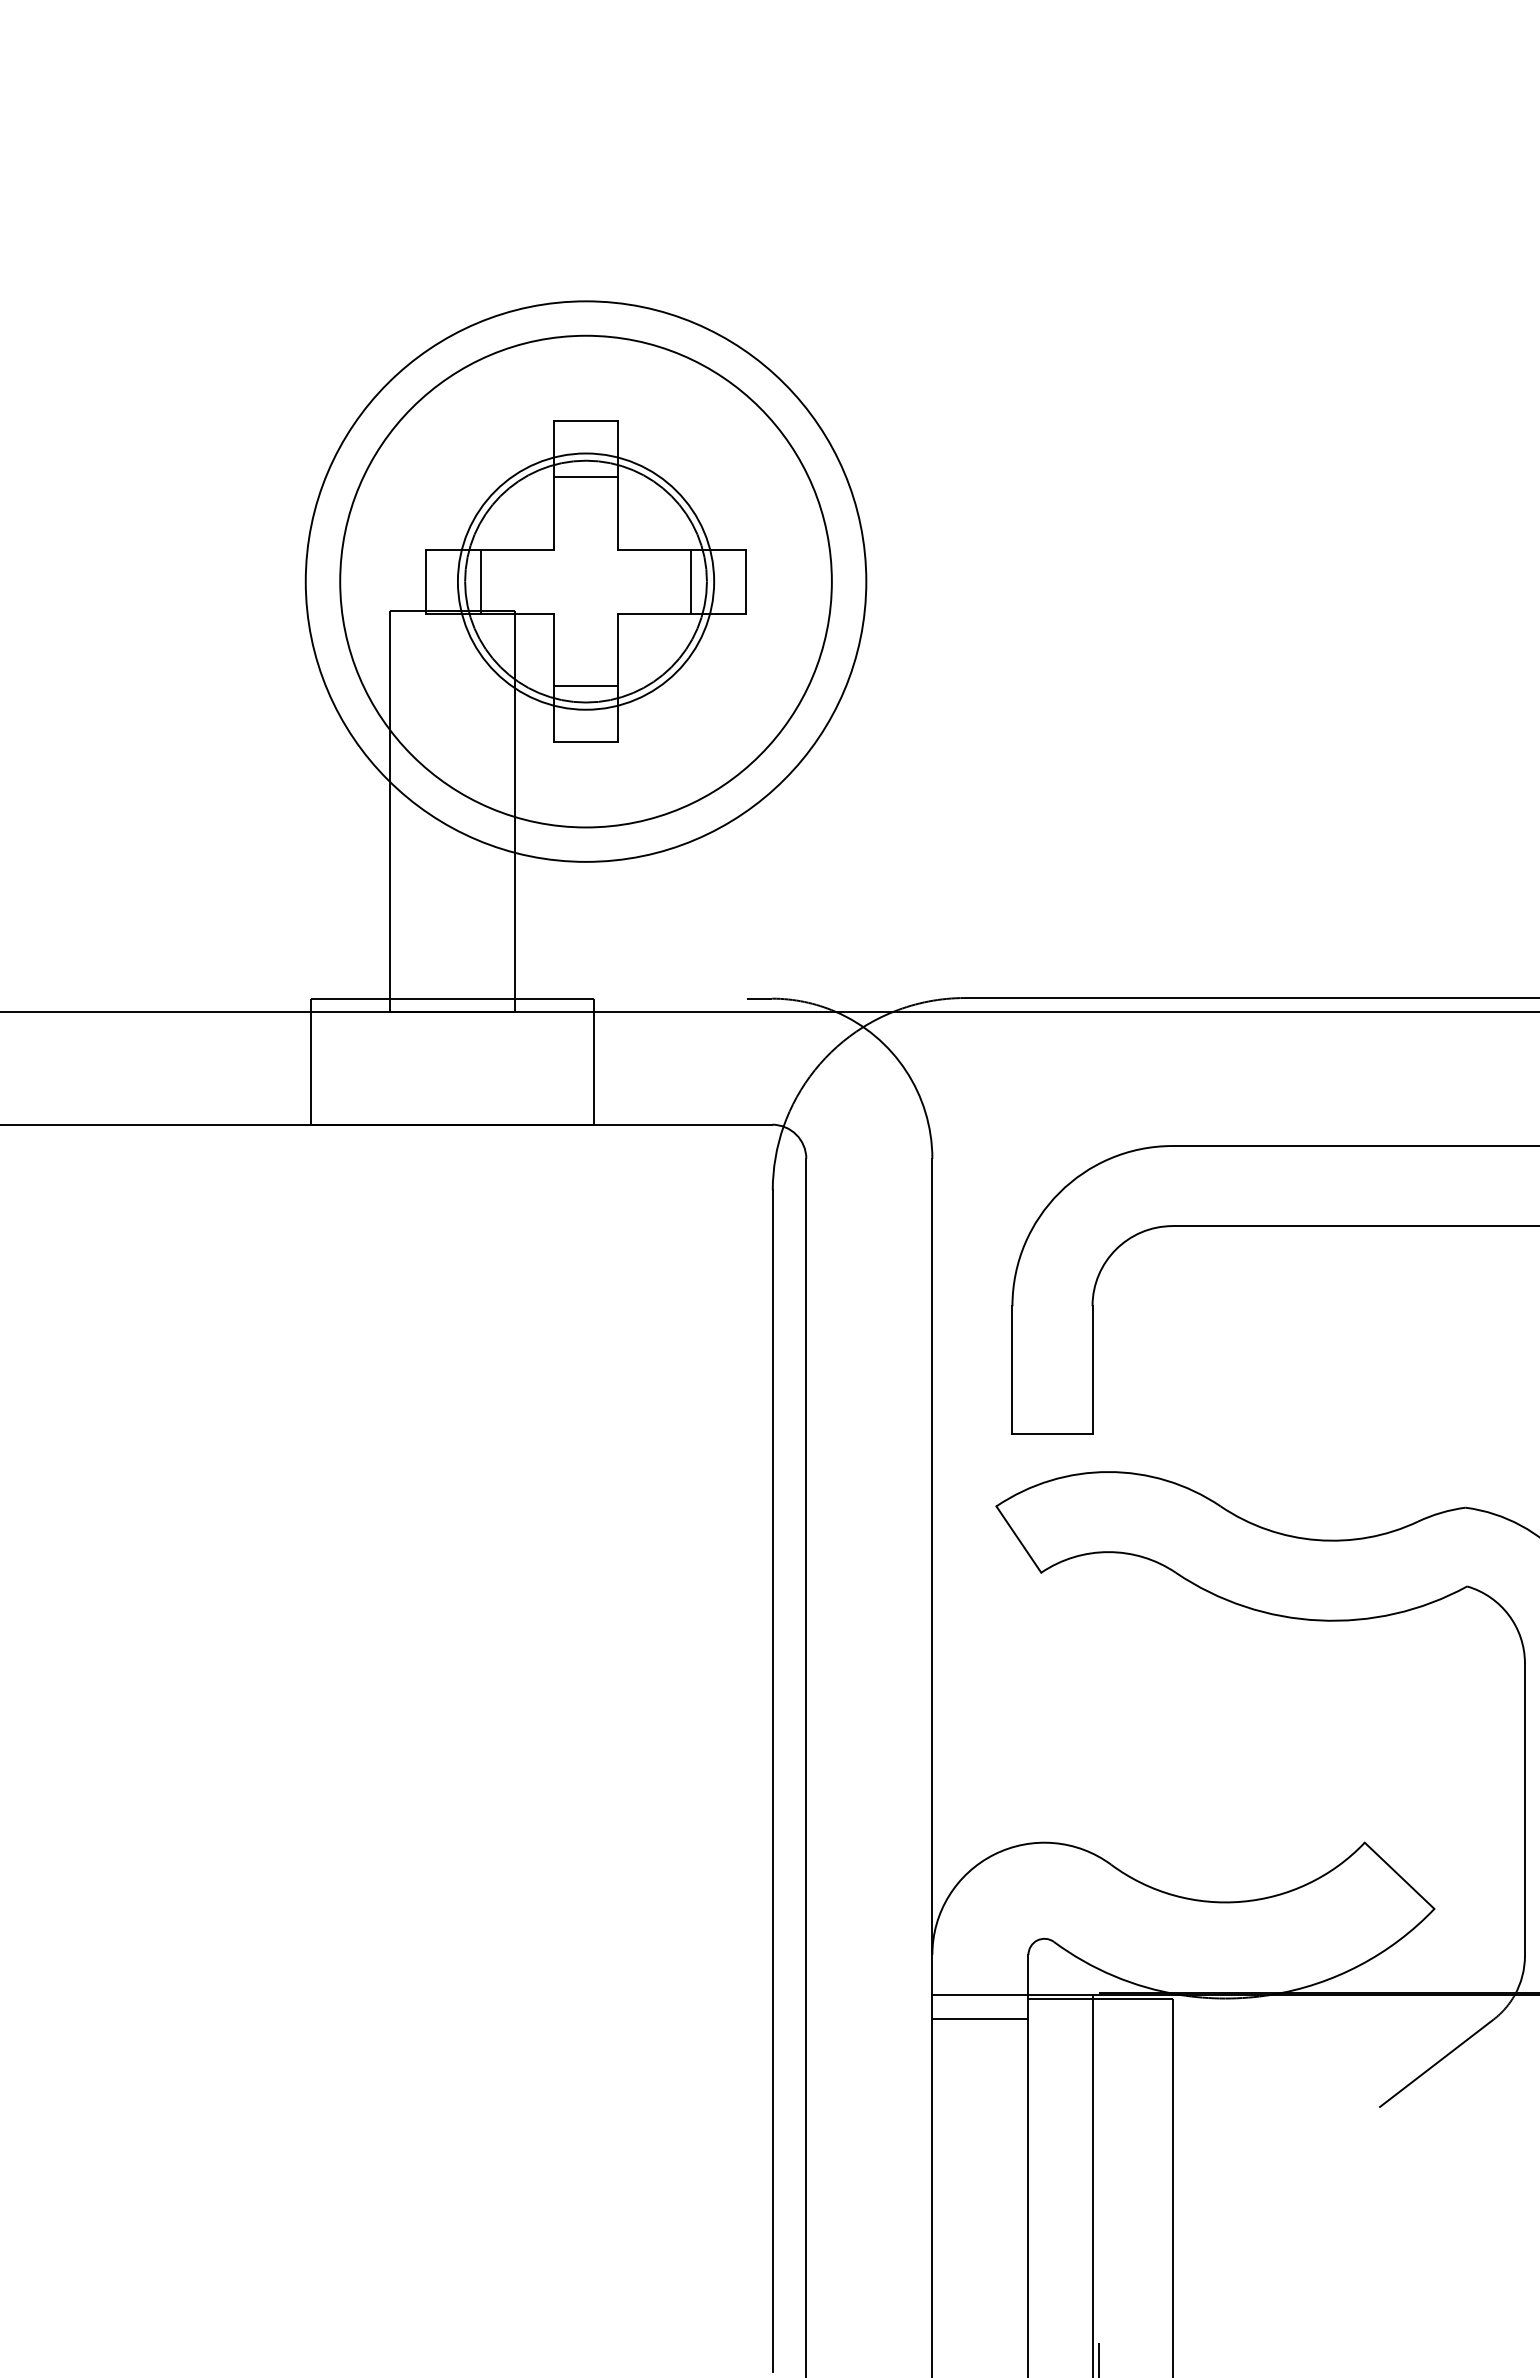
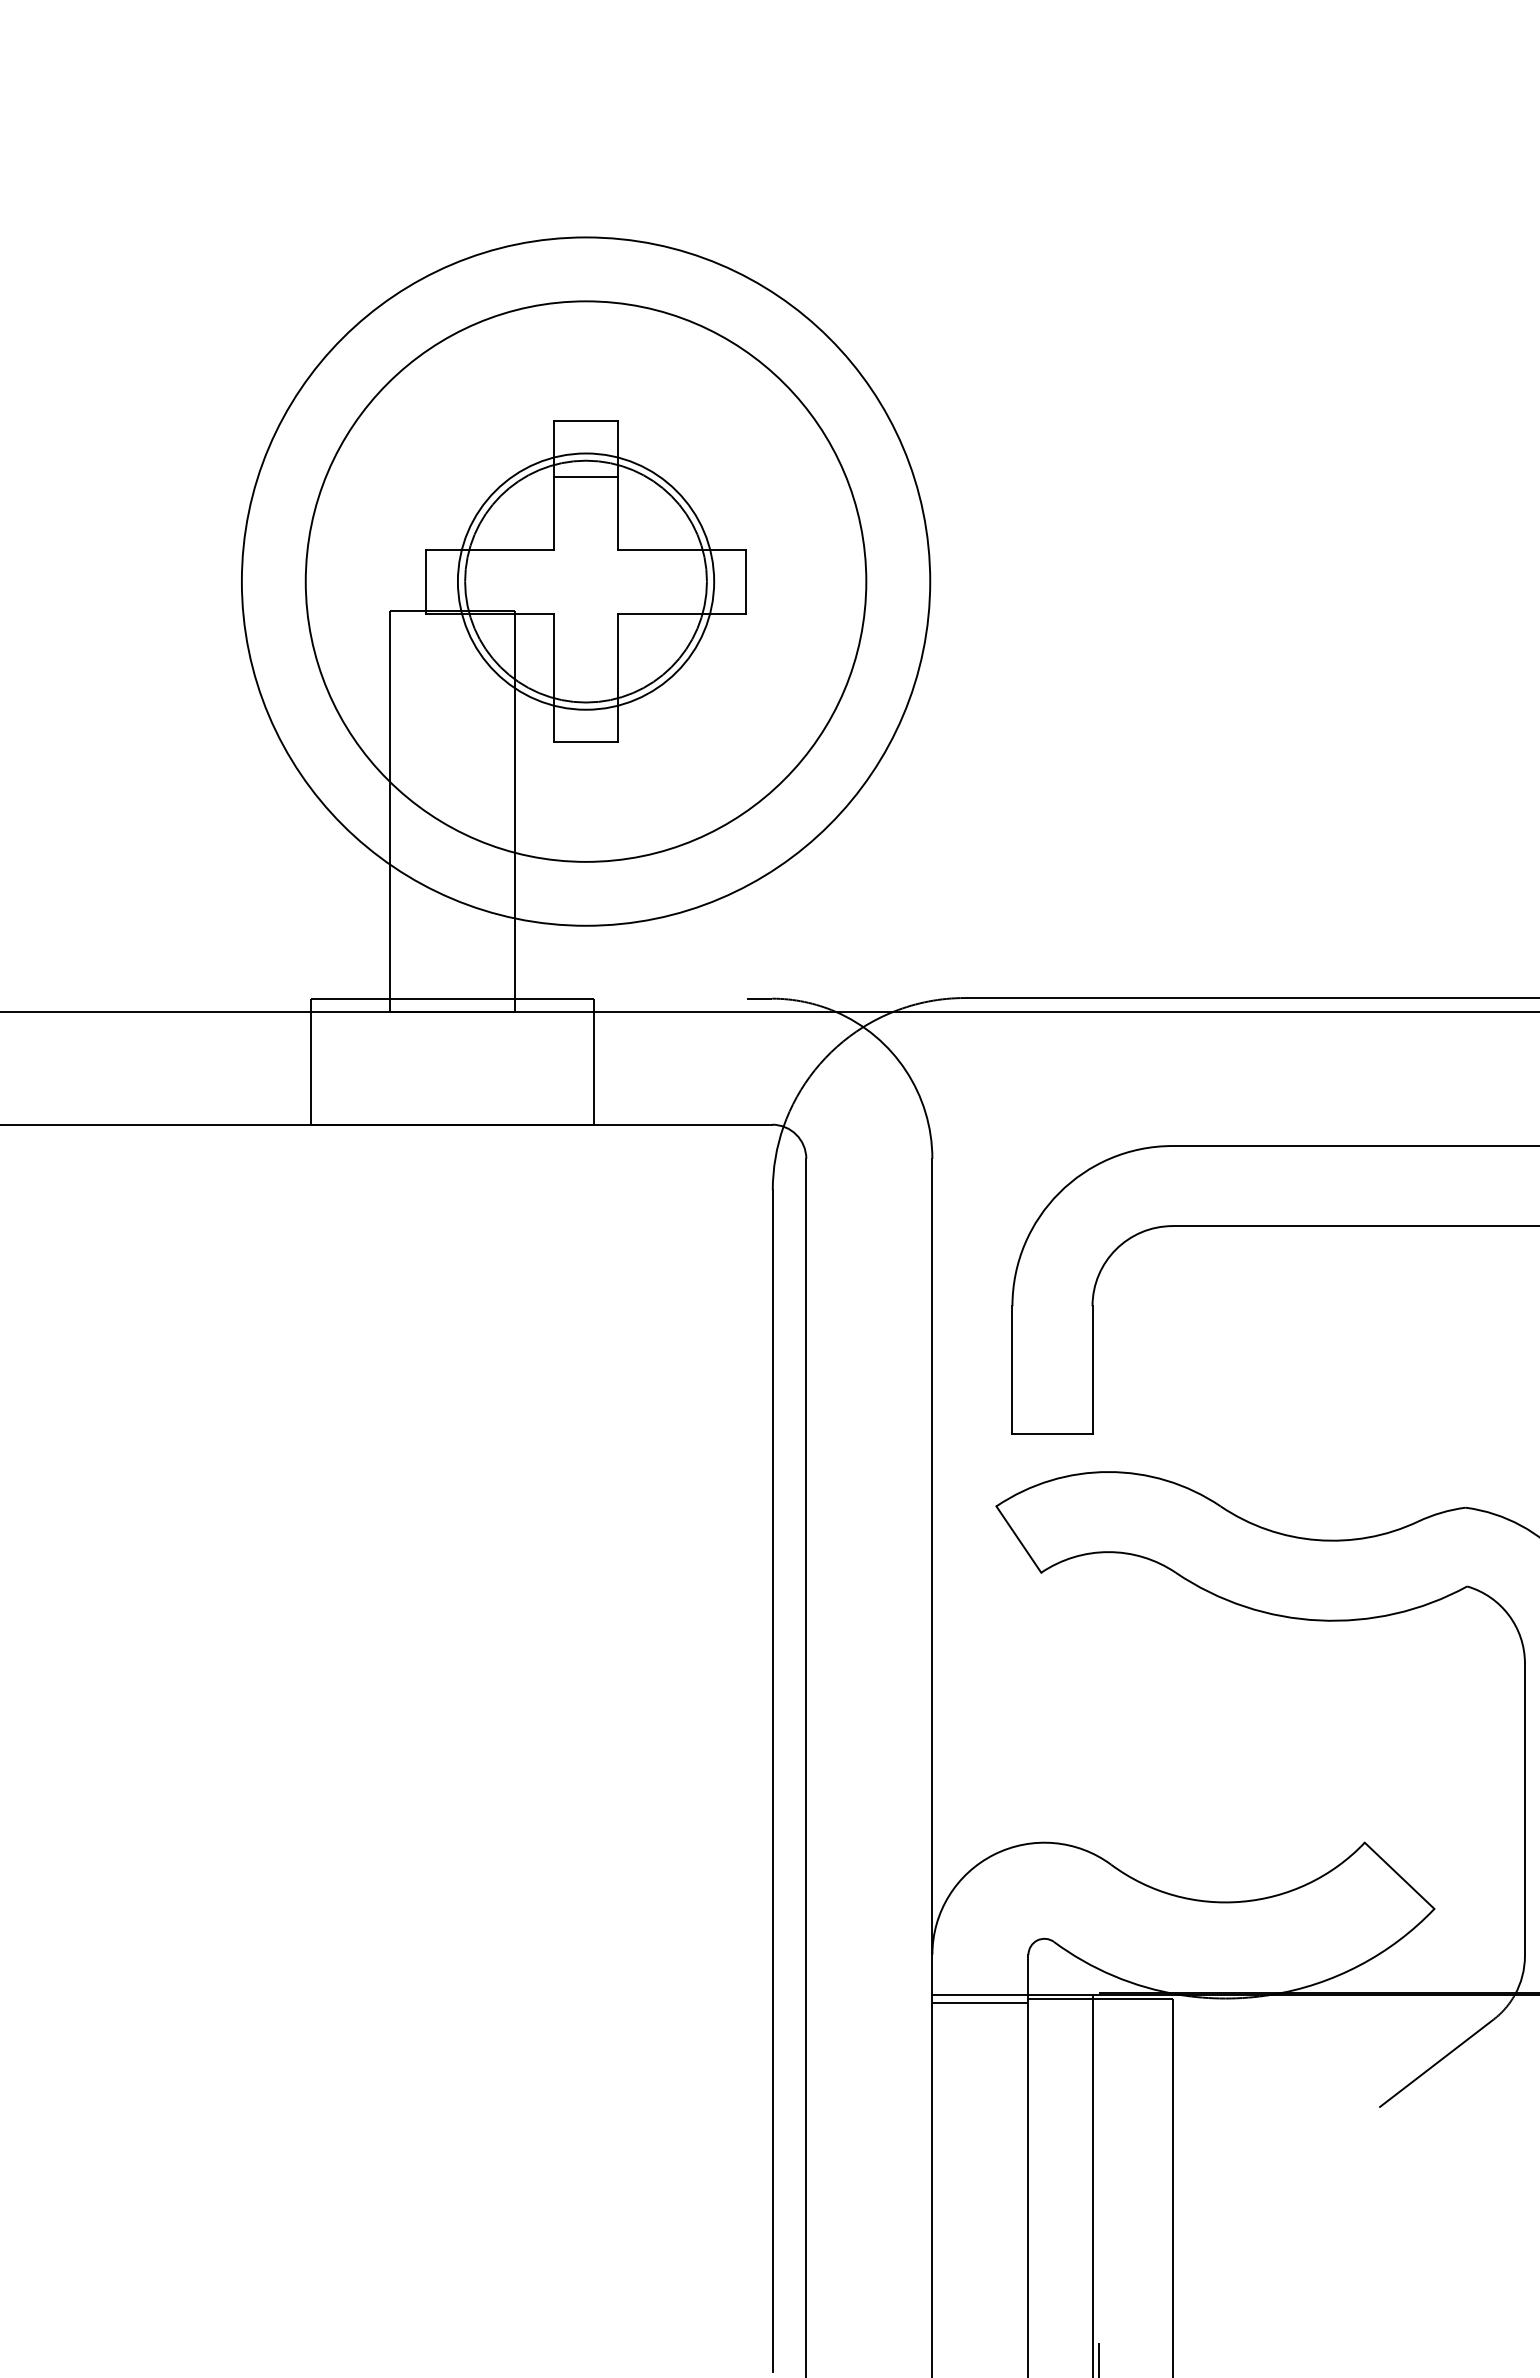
line: present -> none (481, 581)
circle diameter: 492 px -> 688 px (585, 581)
line: present -> none (690, 581)
line: present -> none (586, 686)
line position: (980, 2018) -> (980, 2002) (980, 2002)
